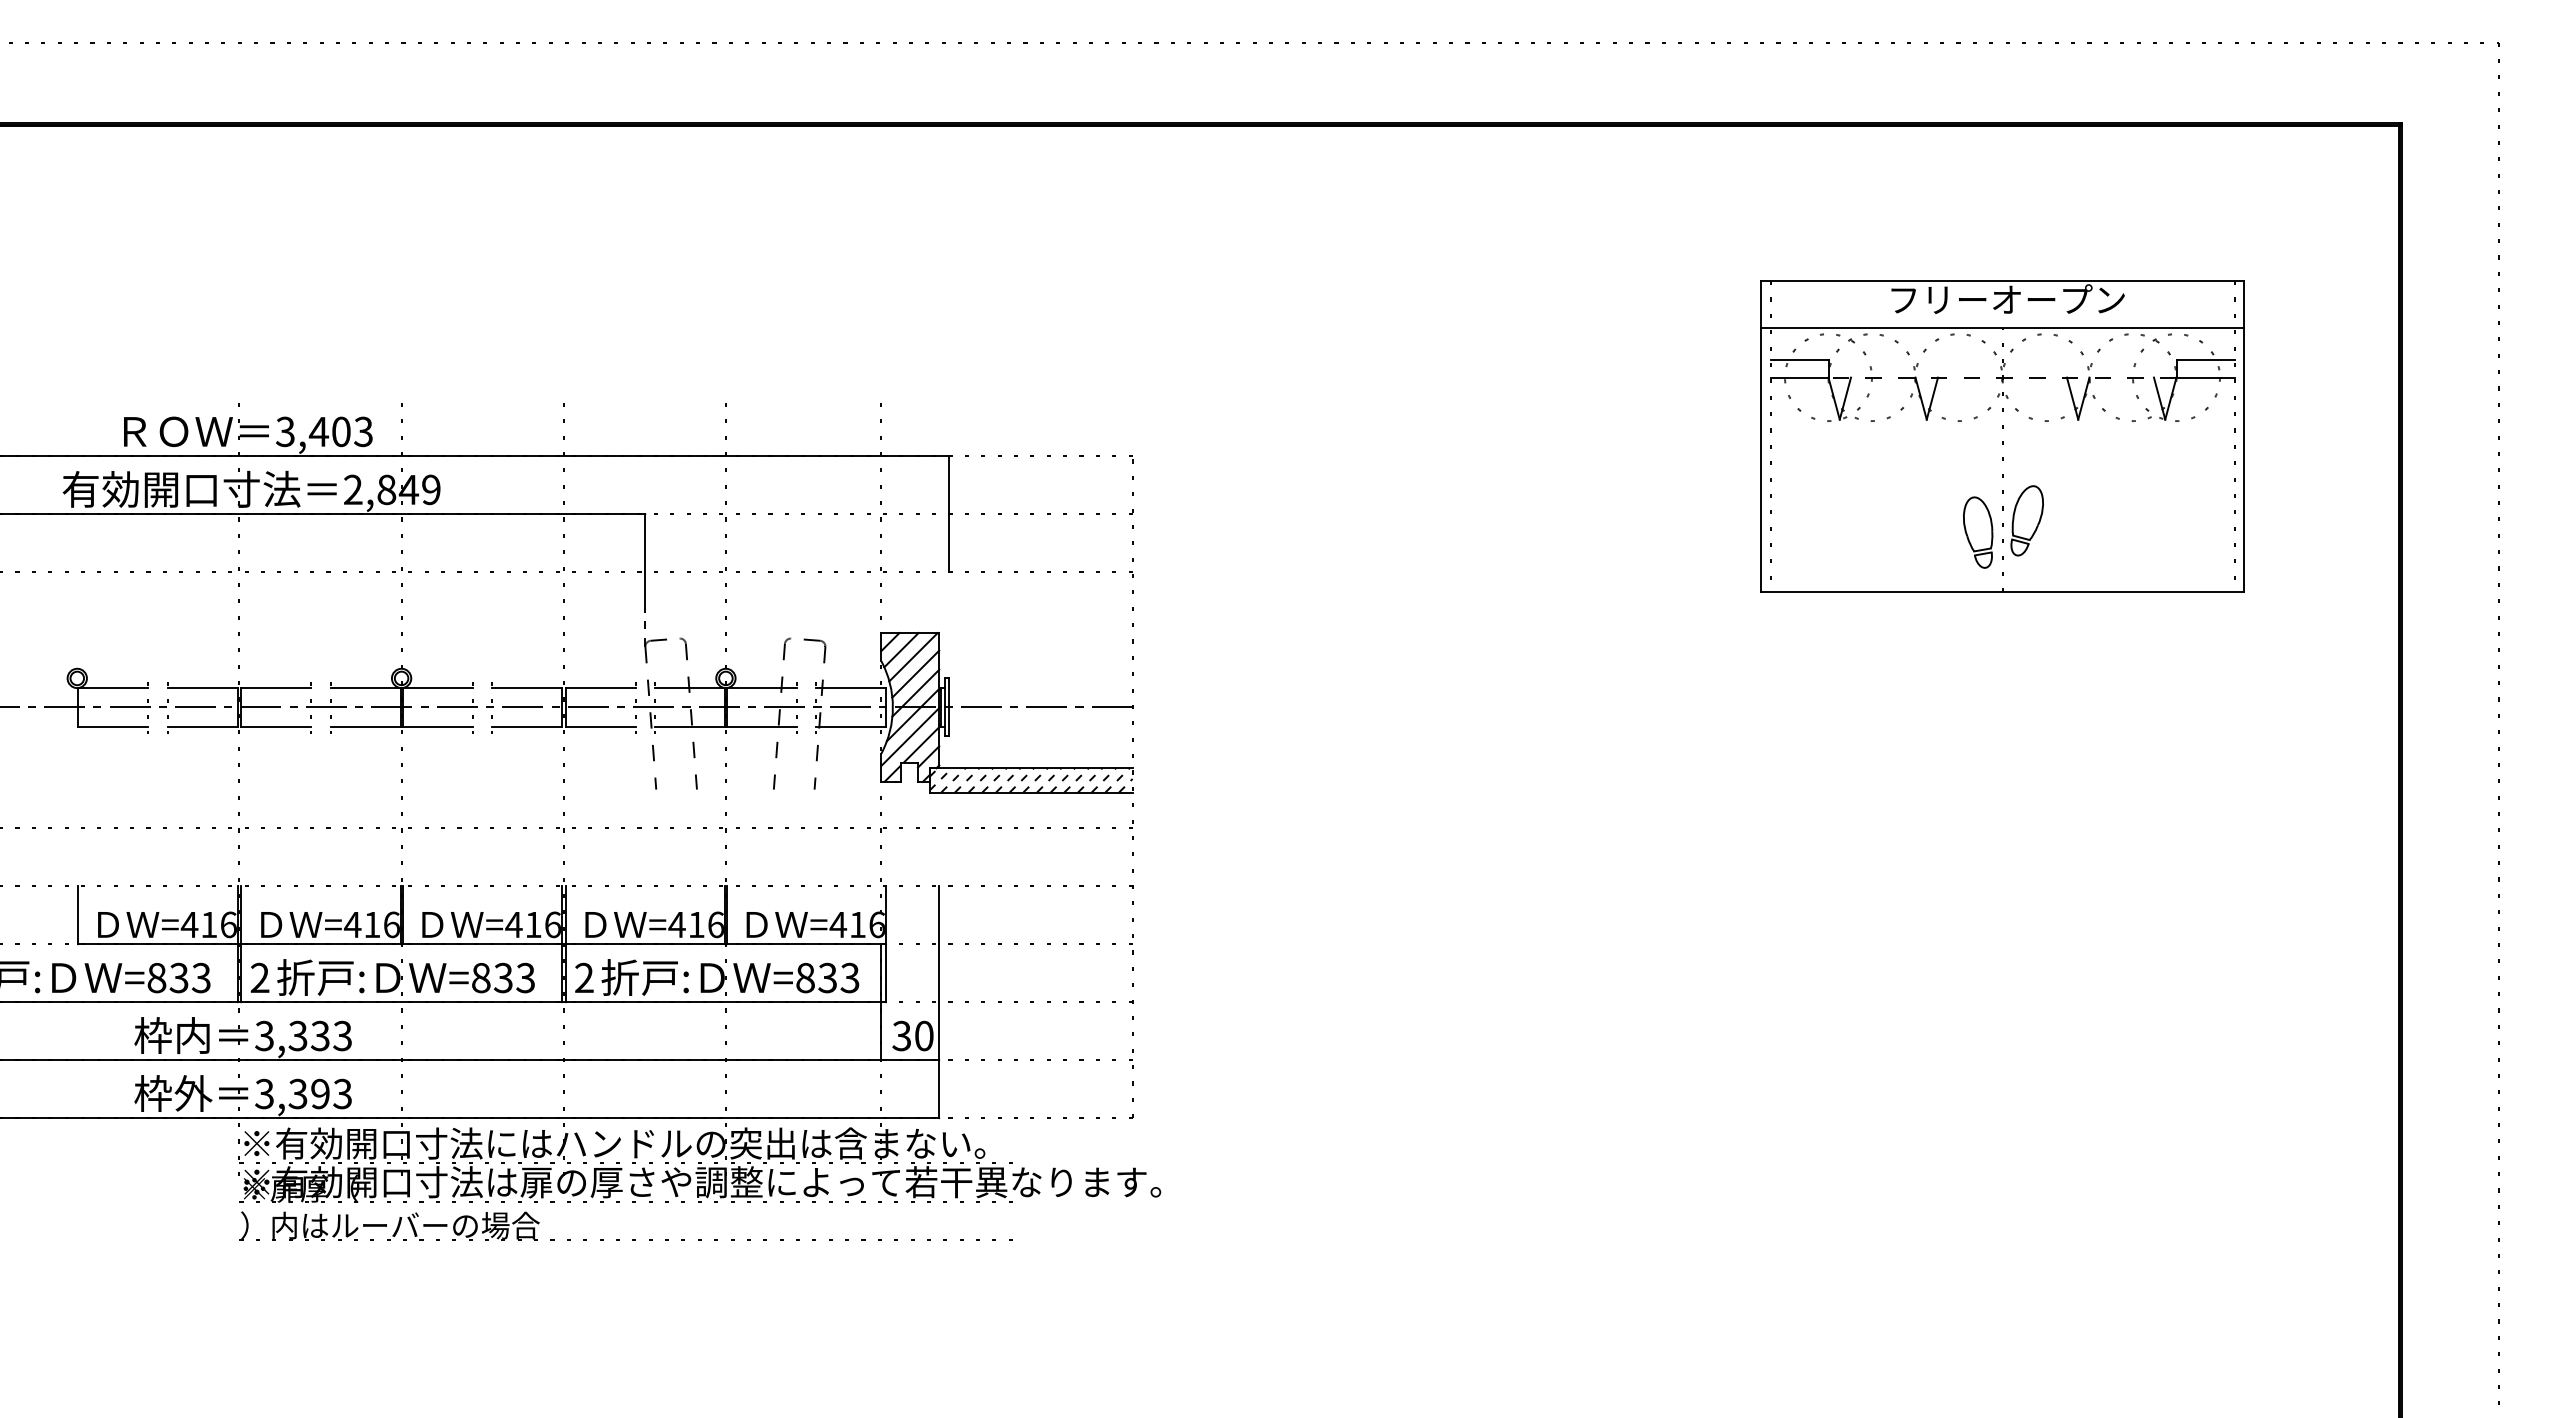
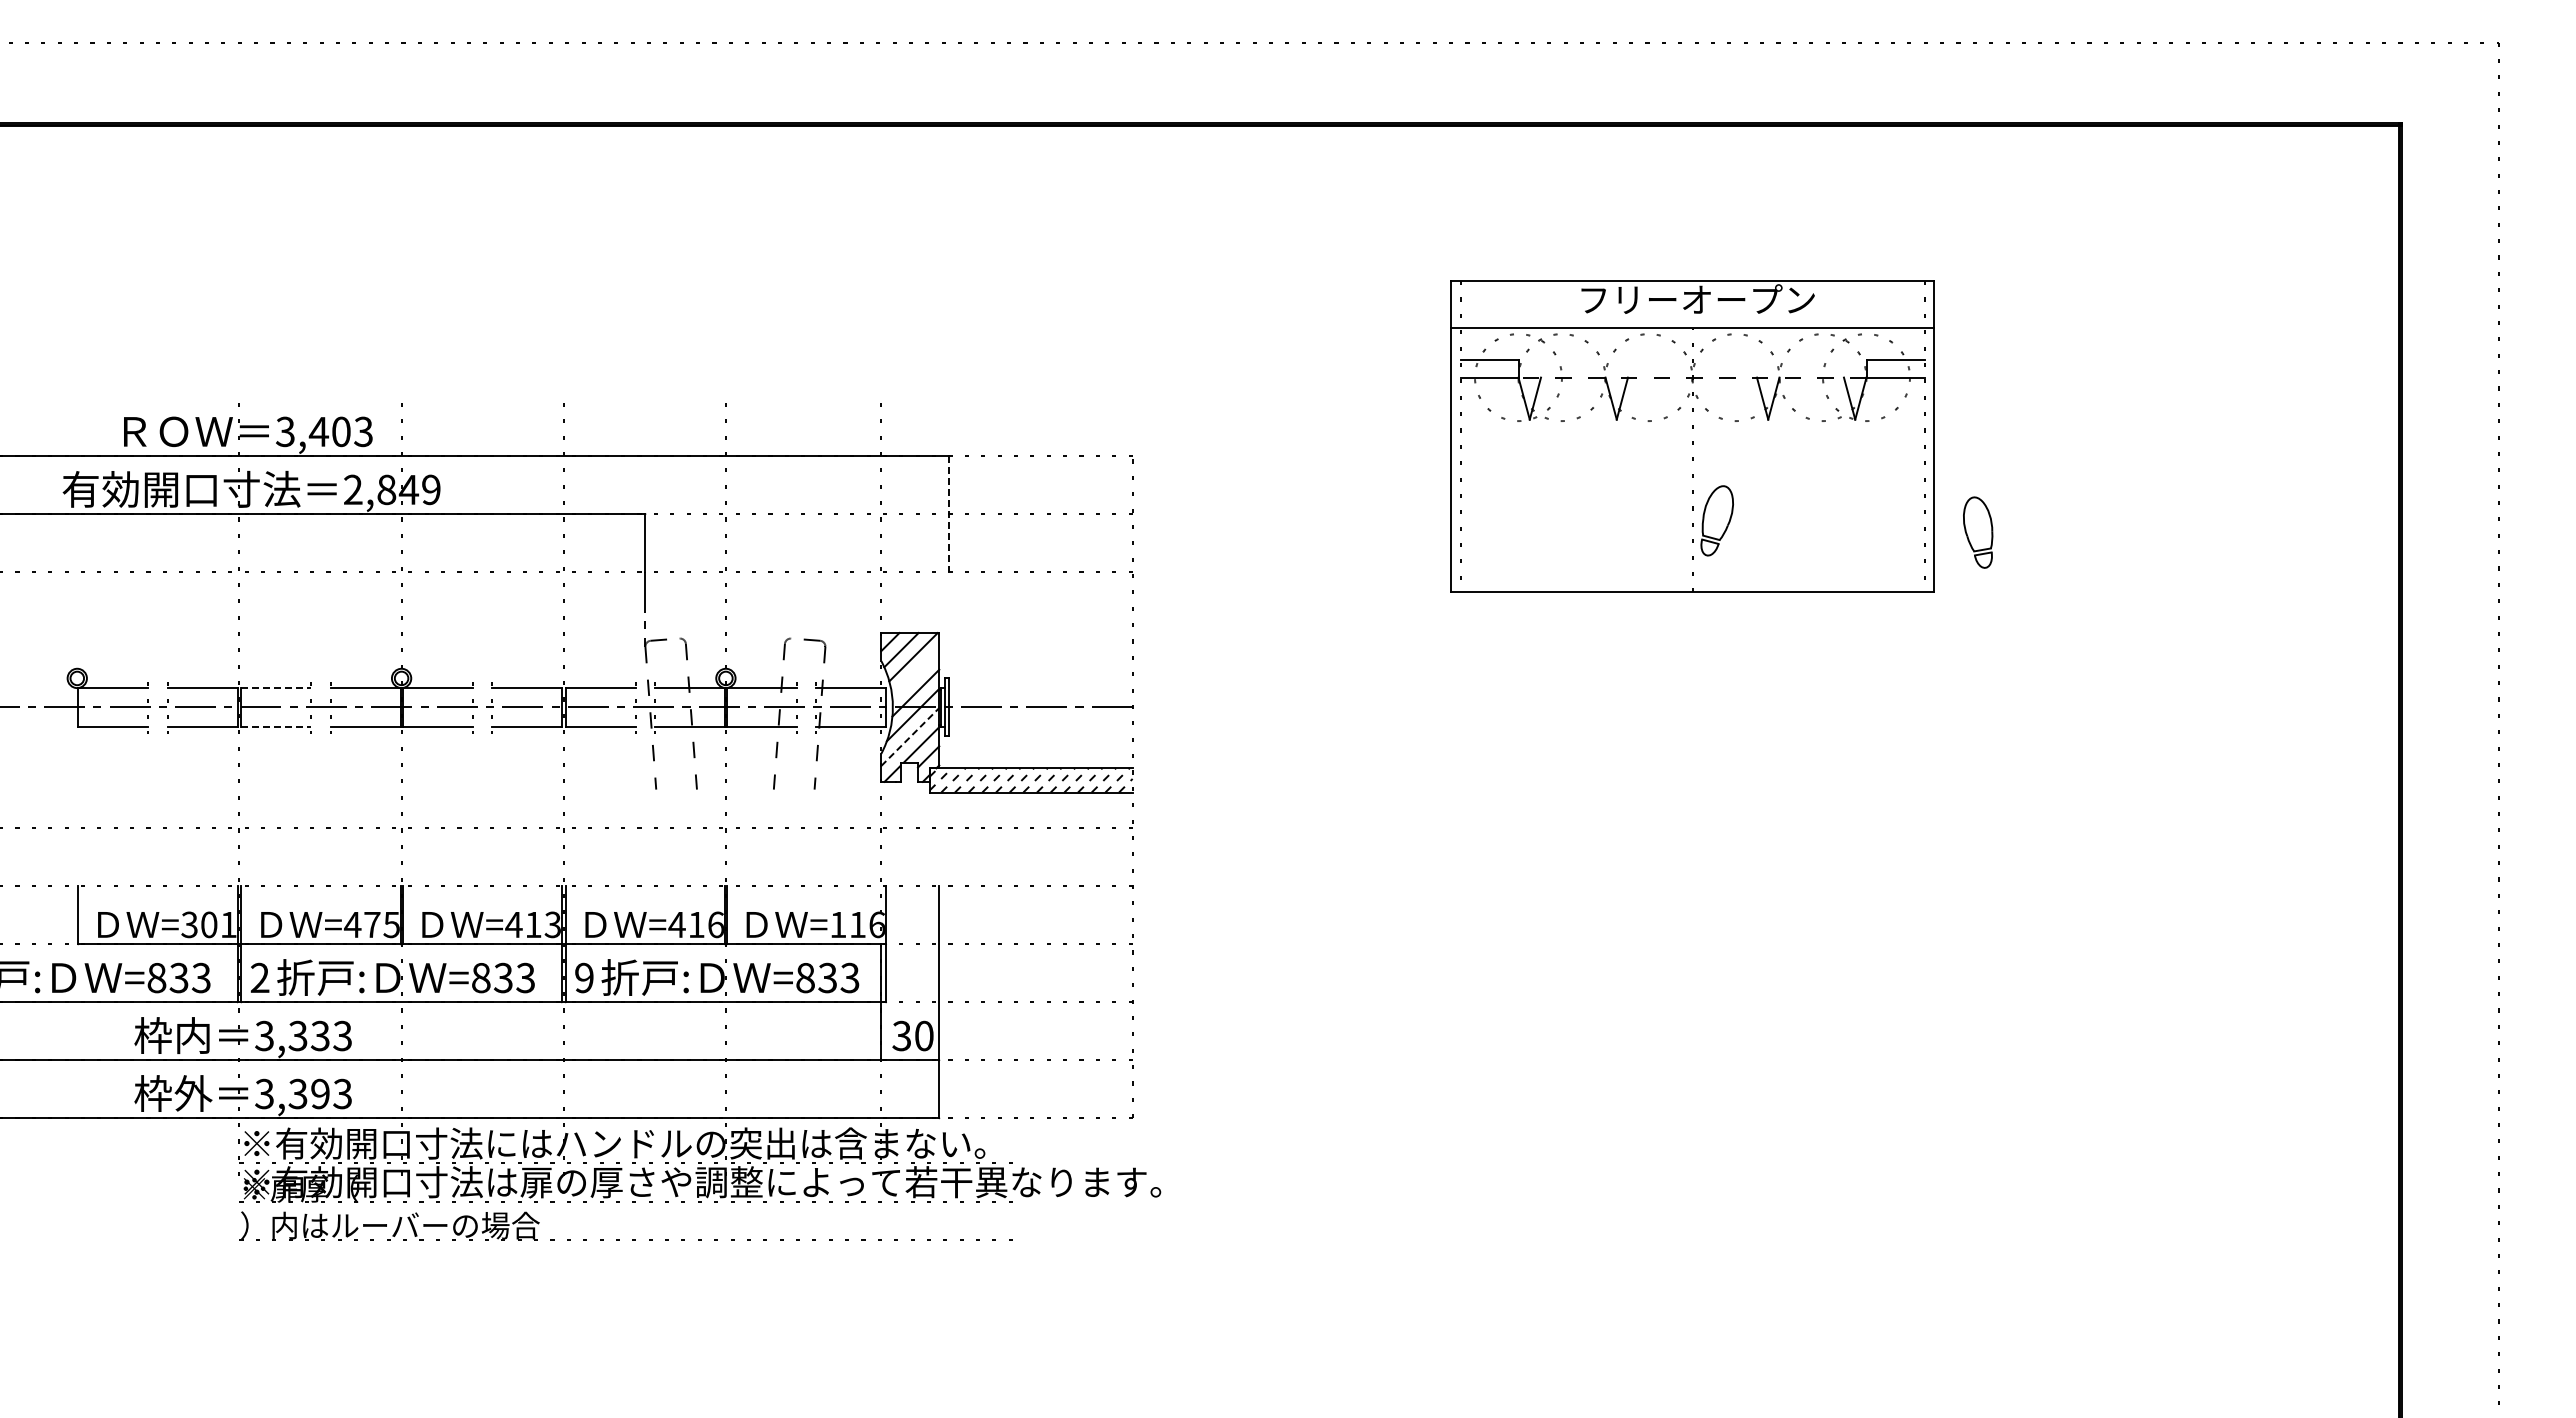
part position: (2002, 436) -> (1692, 436) (1692, 436)
line: solid -> dashed (948, 514)
line: present -> none (915, 673)
line: solid -> dashed (276, 688)
line: solid -> dashed (276, 726)
line: solid -> dashed (910, 736)
text: =416 -> =301 (208, 924)
text: =416 -> =475 (381, 924)
text: =416 -> =413 (552, 924)
text: =416 -> =116 (838, 924)
text: 2 -> 9 (584, 978)
